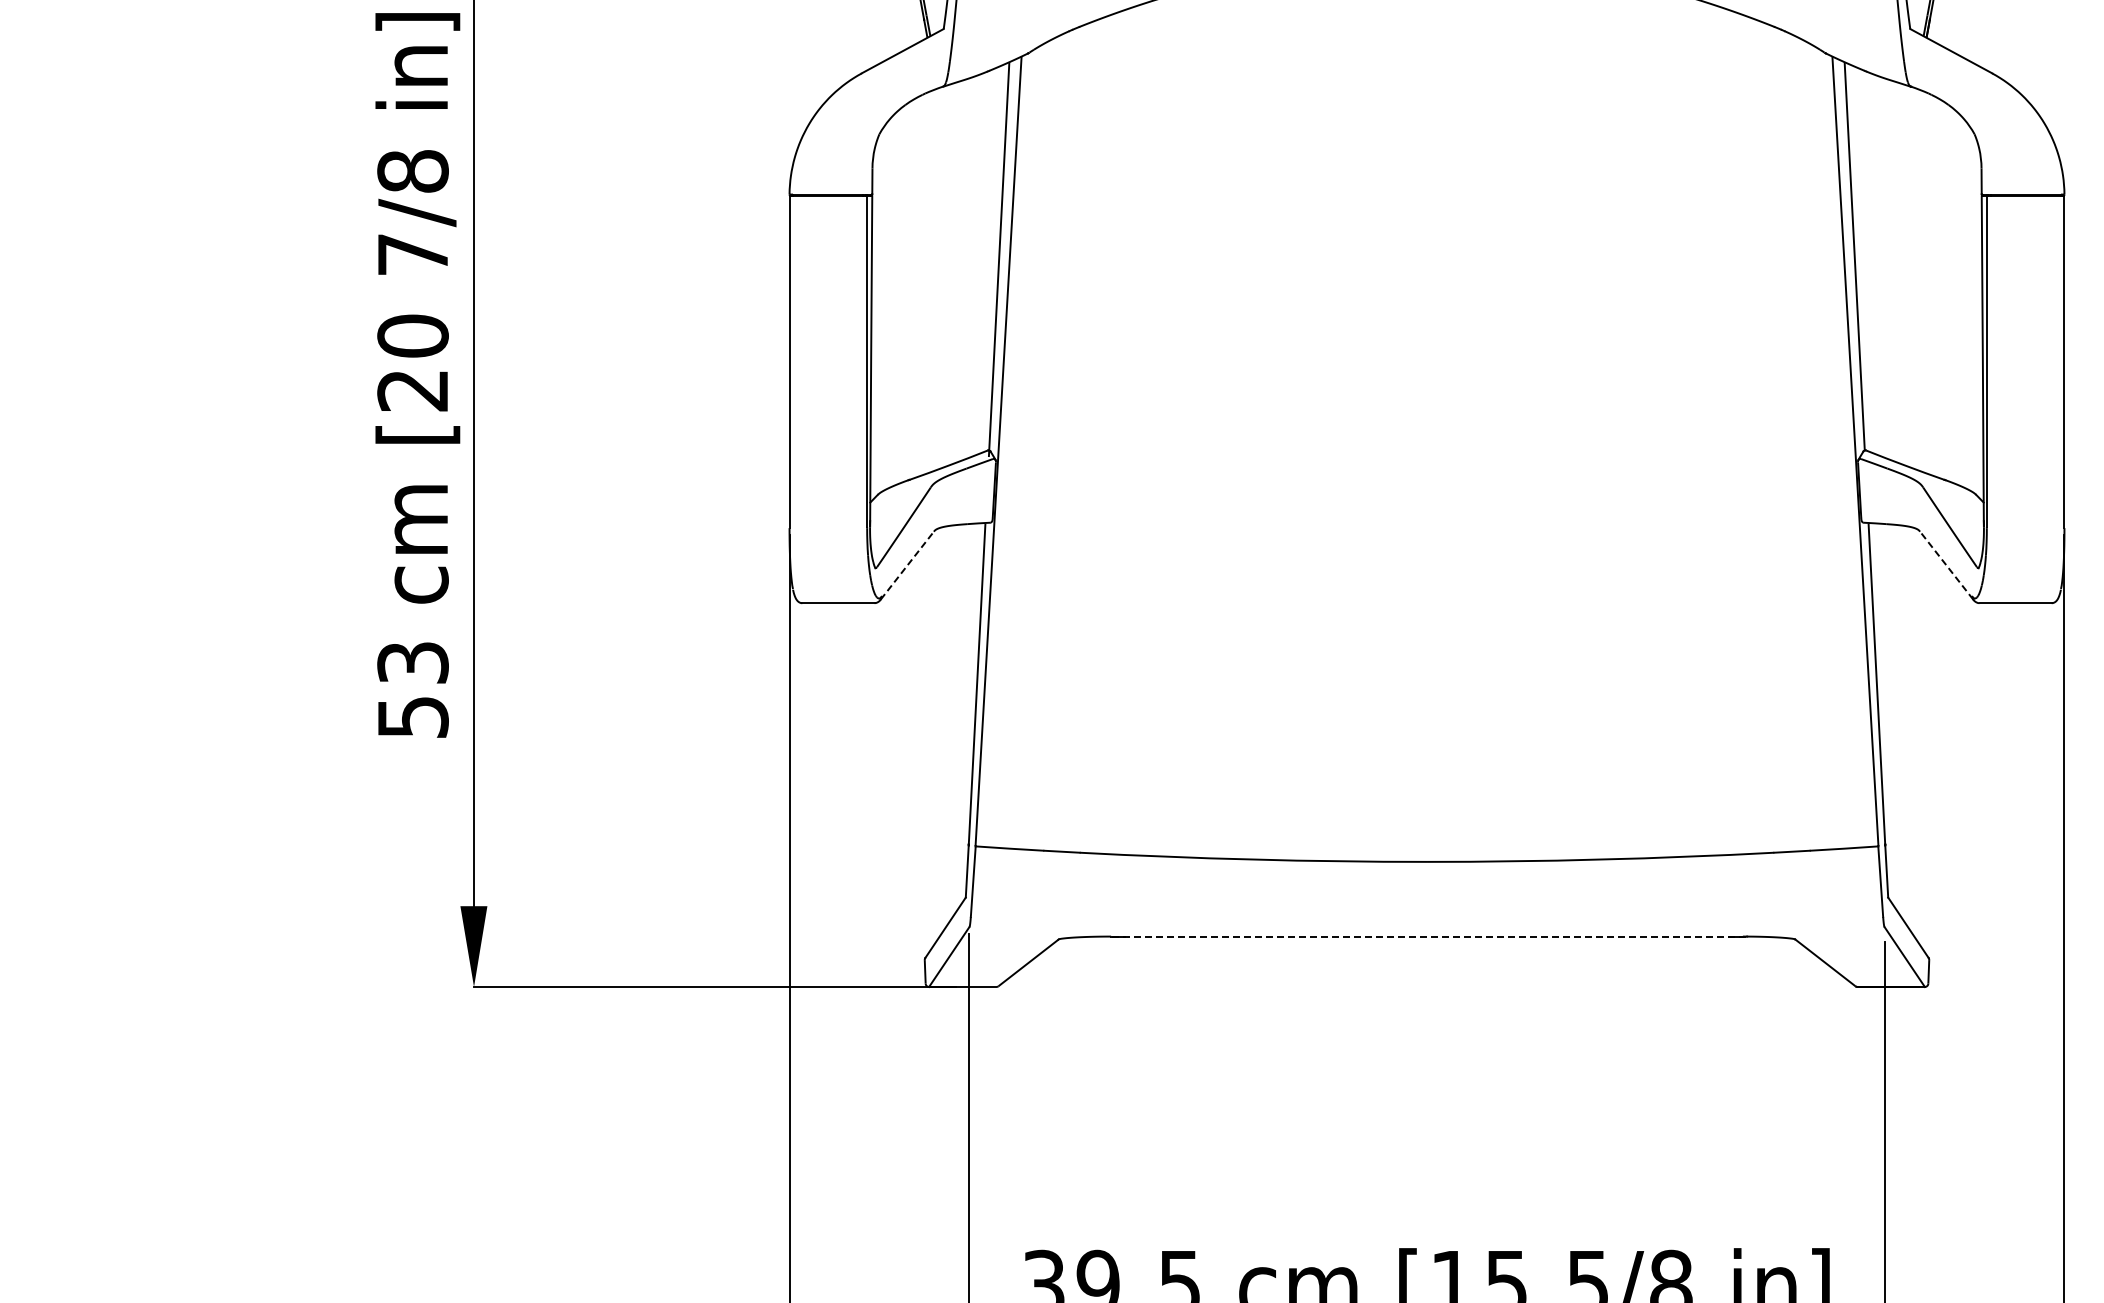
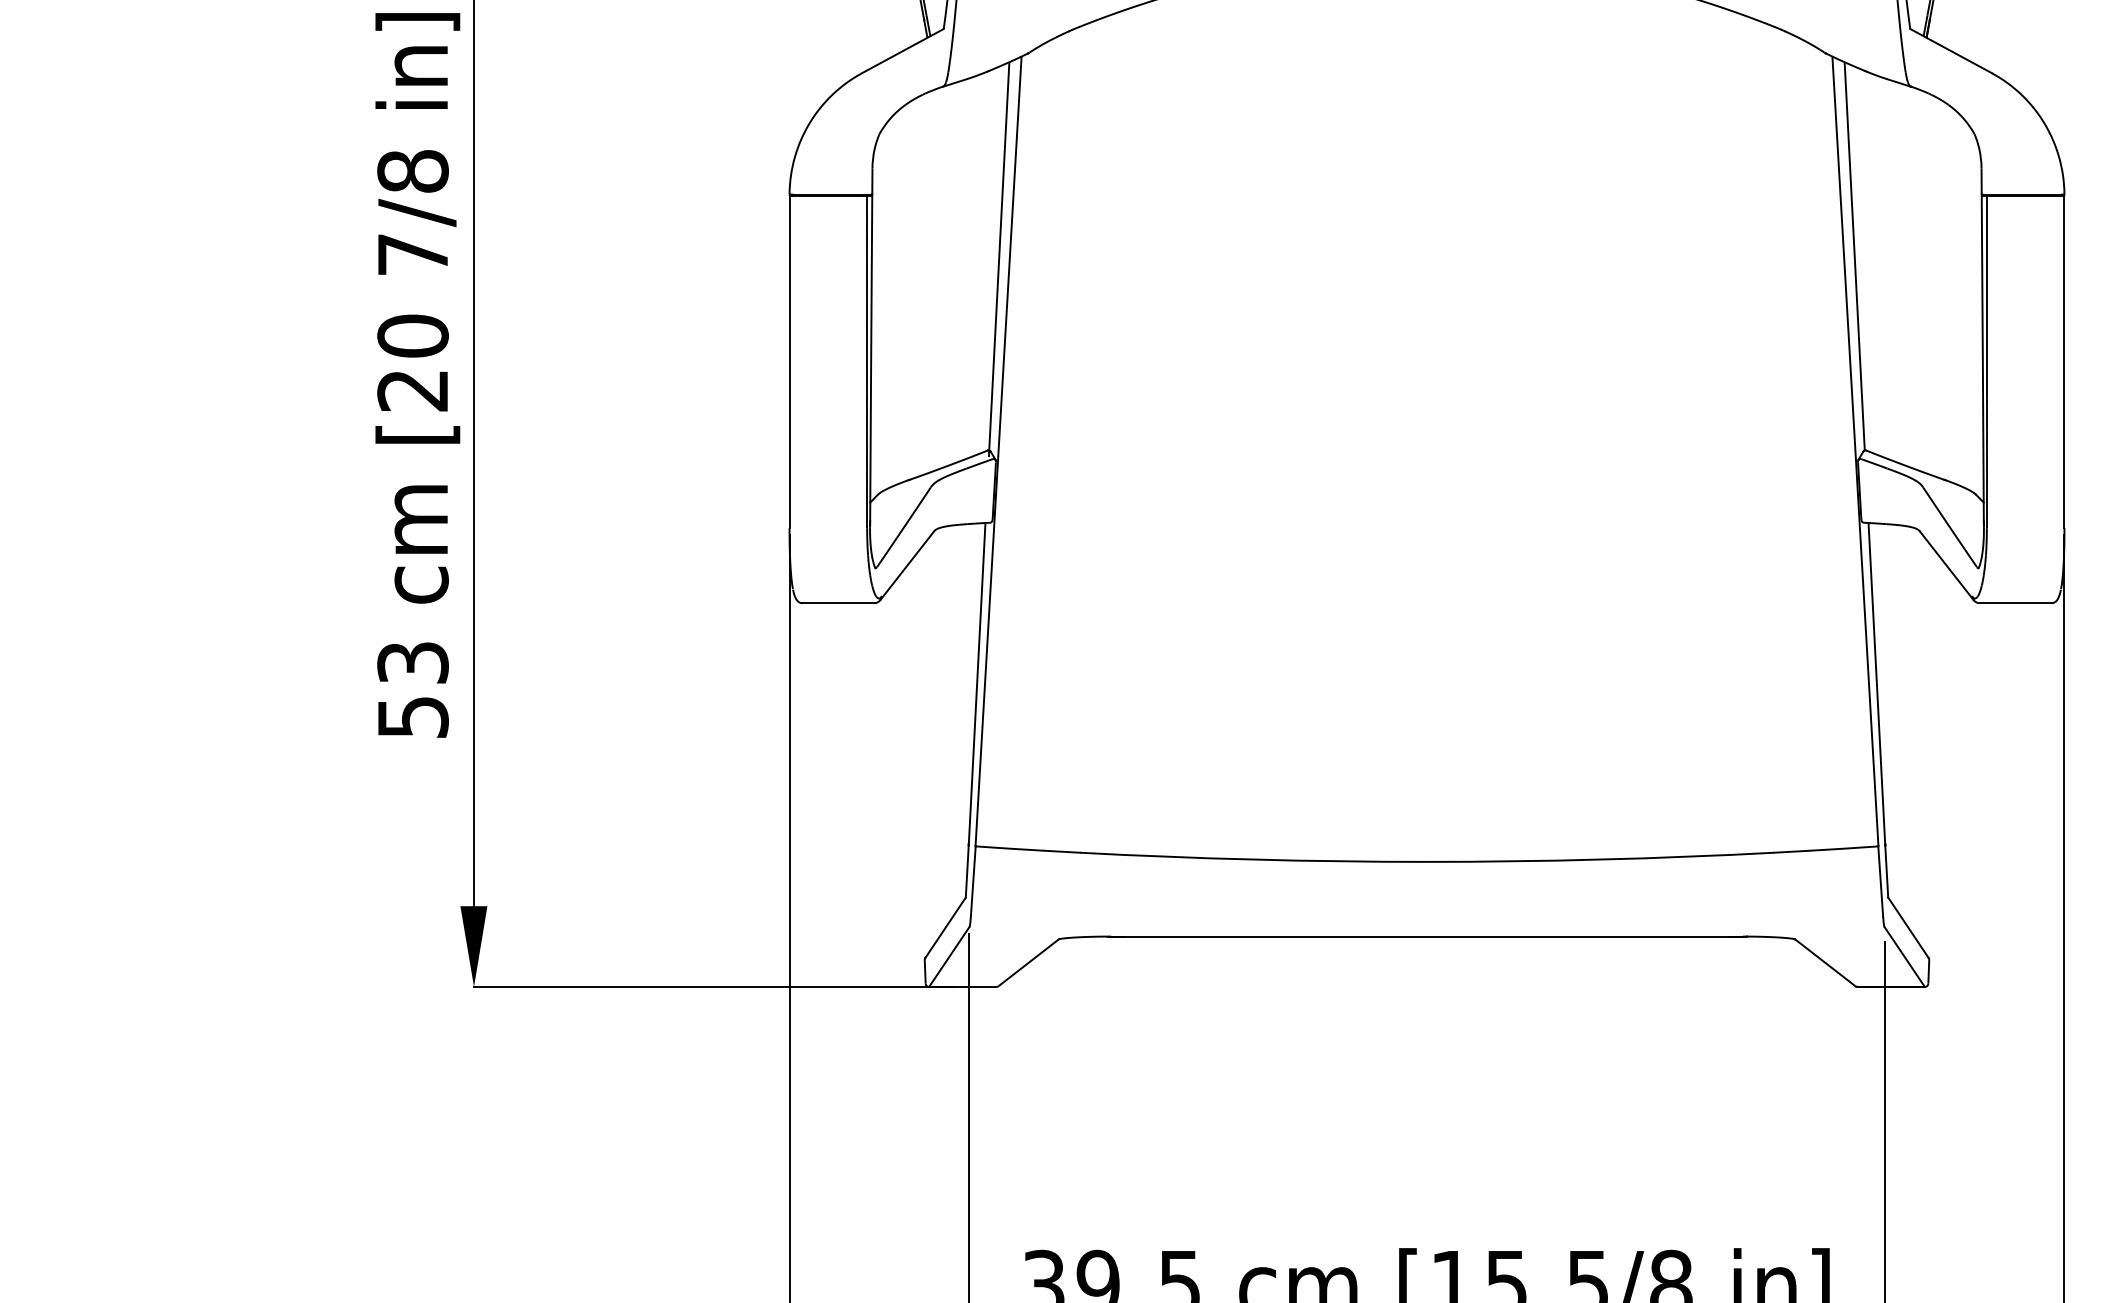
line: dashed -> solid (907, 565)
line: dashed -> solid (1946, 565)
line: dashed -> solid (1426, 936)
